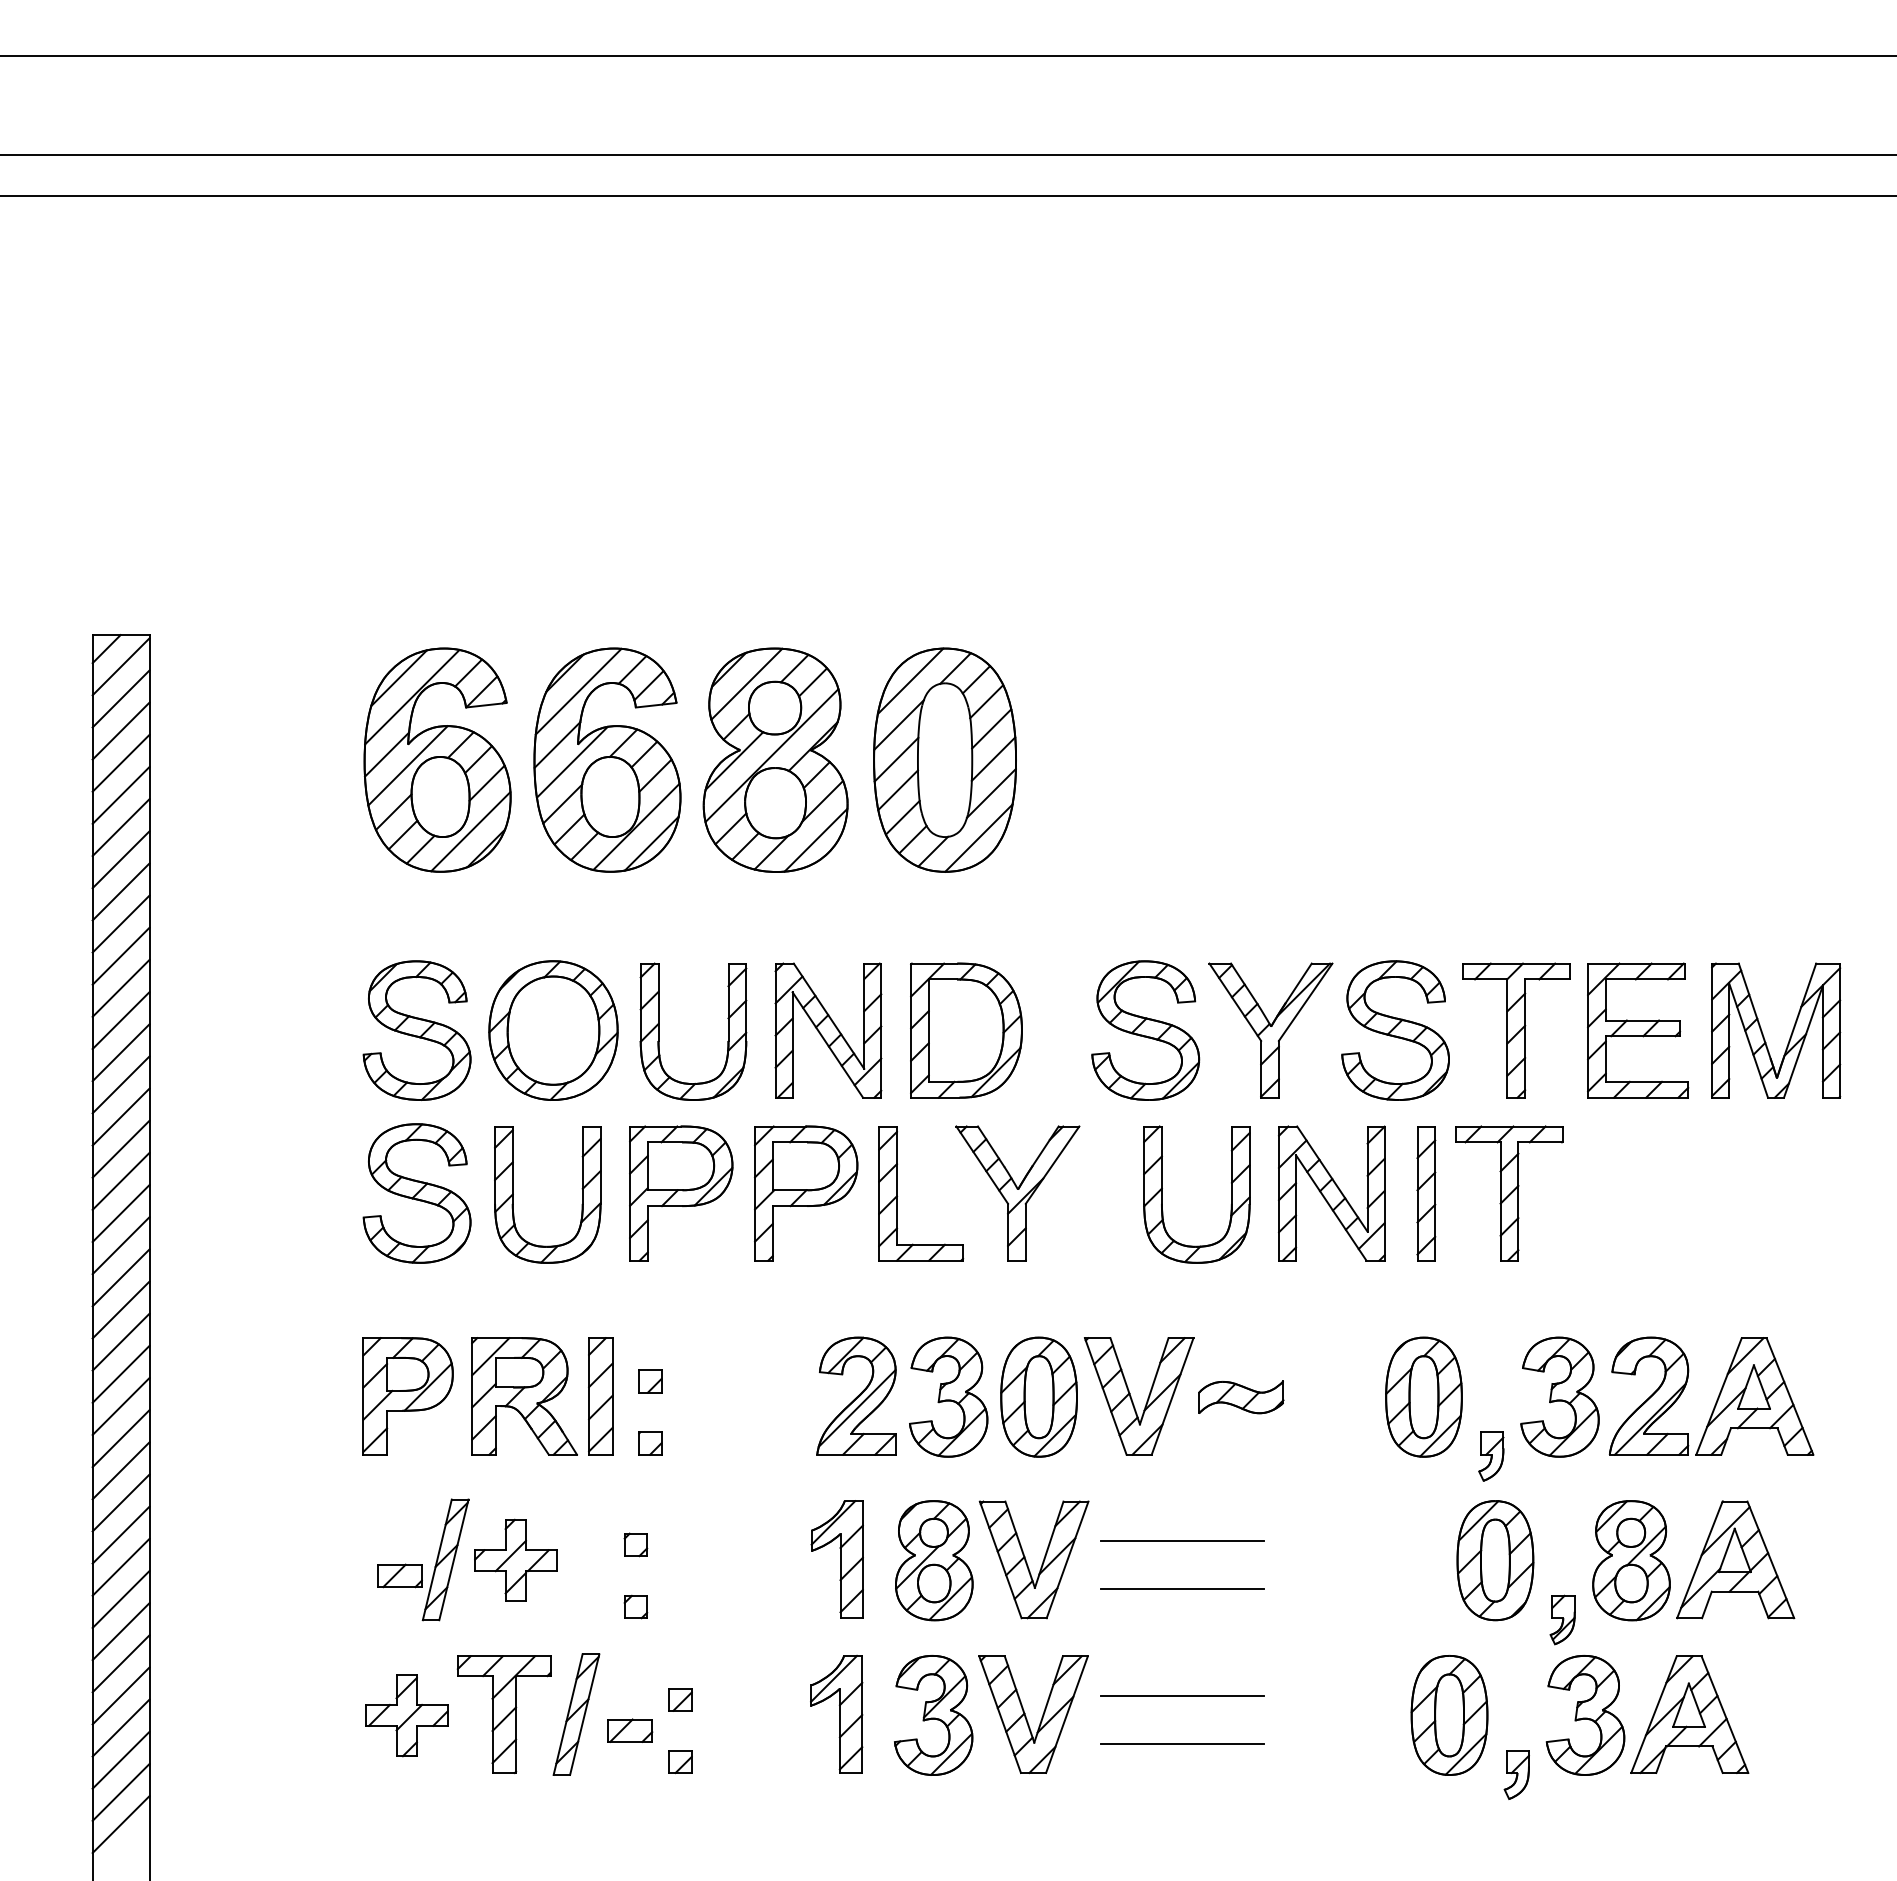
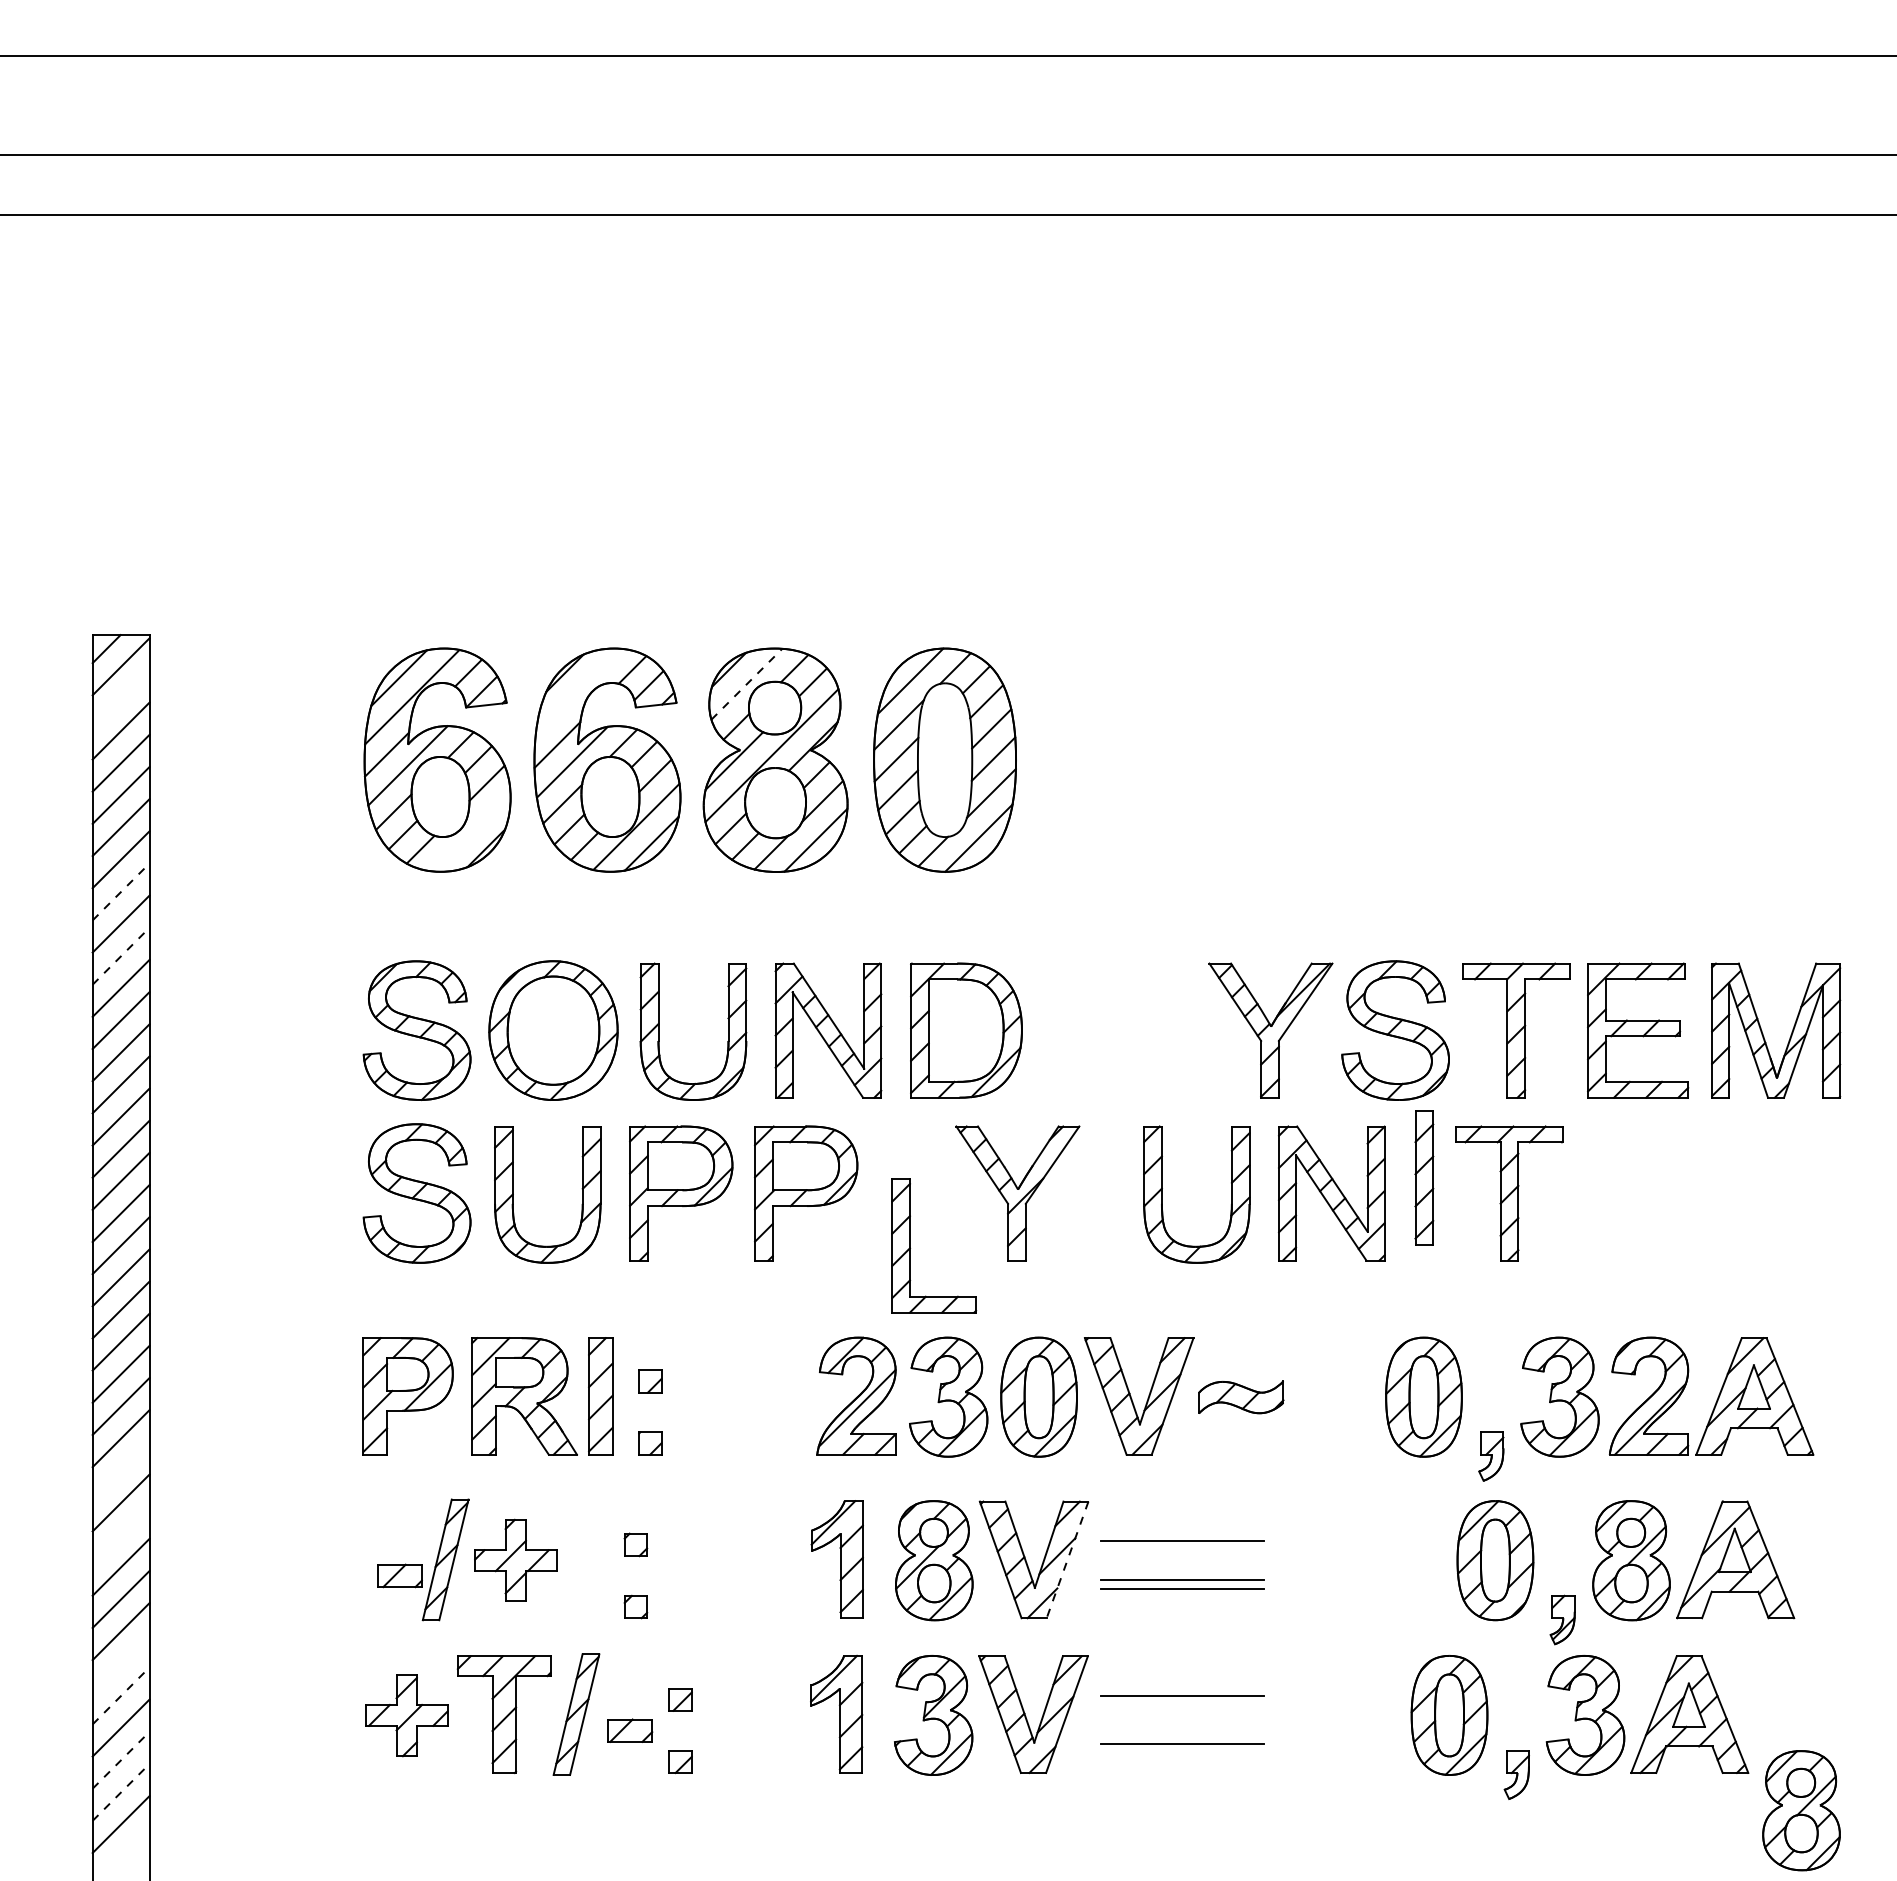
line position: (947, 196) -> (947, 215) (947, 215)
line: solid -> dashed (747, 683)
line: present -> none (578, 691)
line: present -> none (120, 698)
line: present -> none (470, 831)
line: solid -> dashed (121, 891)
line: solid -> dashed (121, 955)
part: present -> none (1145, 1030)
part position: (1426, 1193) -> (1424, 1177) (1424, 1177)
part position: (898, 1196) -> (911, 1248) (911, 1248)
line: present -> none (120, 1470)
line: present -> none (120, 1534)
line: solid -> dashed (1067, 1559)
line: none -> present (1182, 1579)
line: present -> none (120, 1663)
line: solid -> dashed (121, 1695)
line: solid -> dashed (121, 1759)
line: solid -> dashed (121, 1792)
part: none -> present (1801, 1810)
